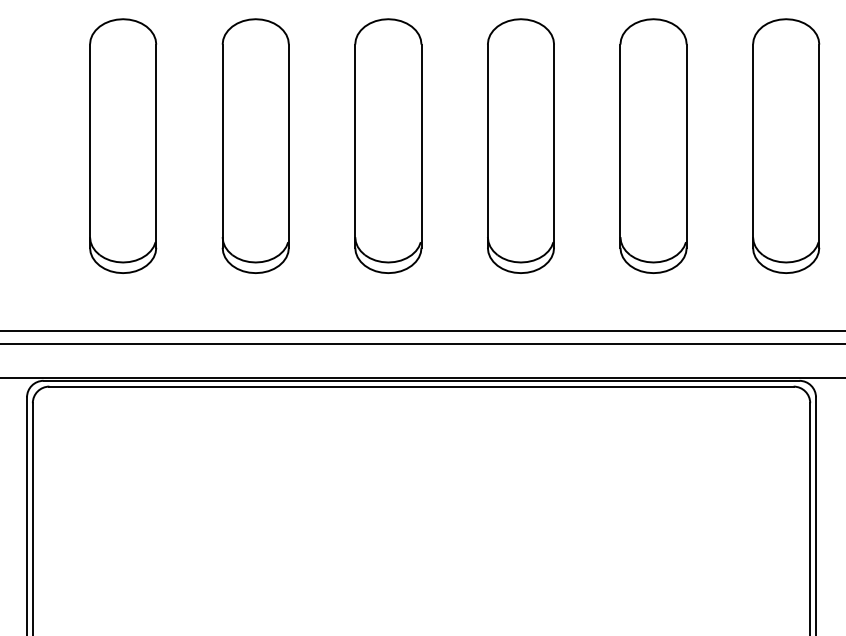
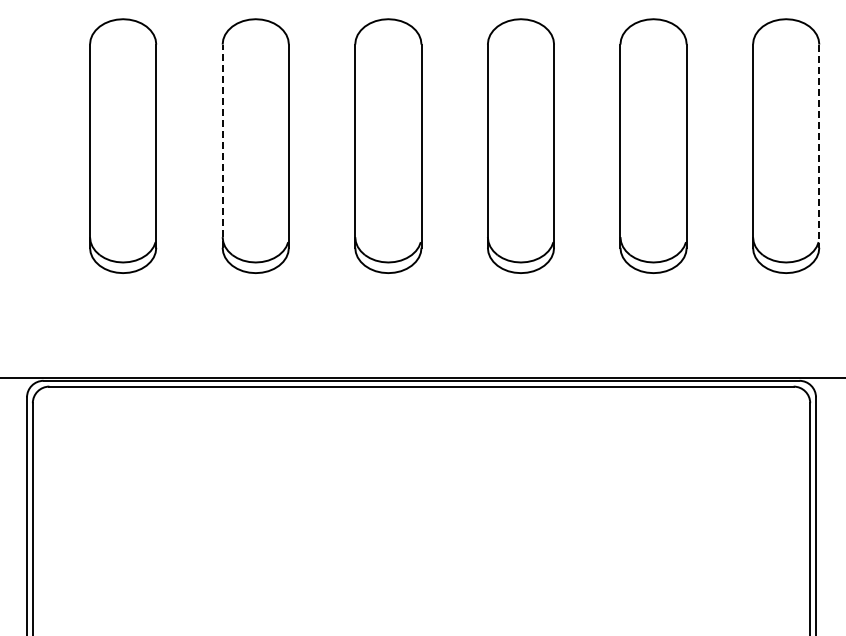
line: solid -> dashed (222, 146)
line: solid -> dashed (819, 146)
line: present -> none (422, 331)
line: present -> none (422, 344)
